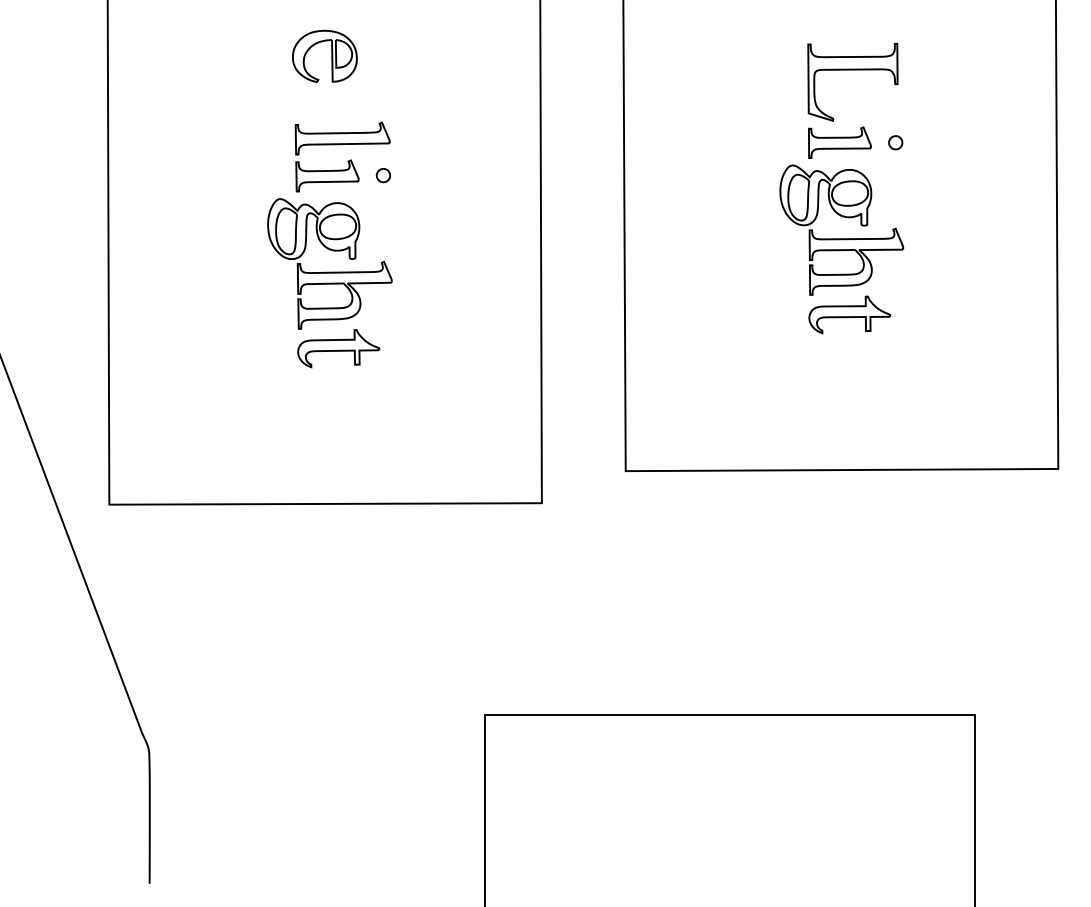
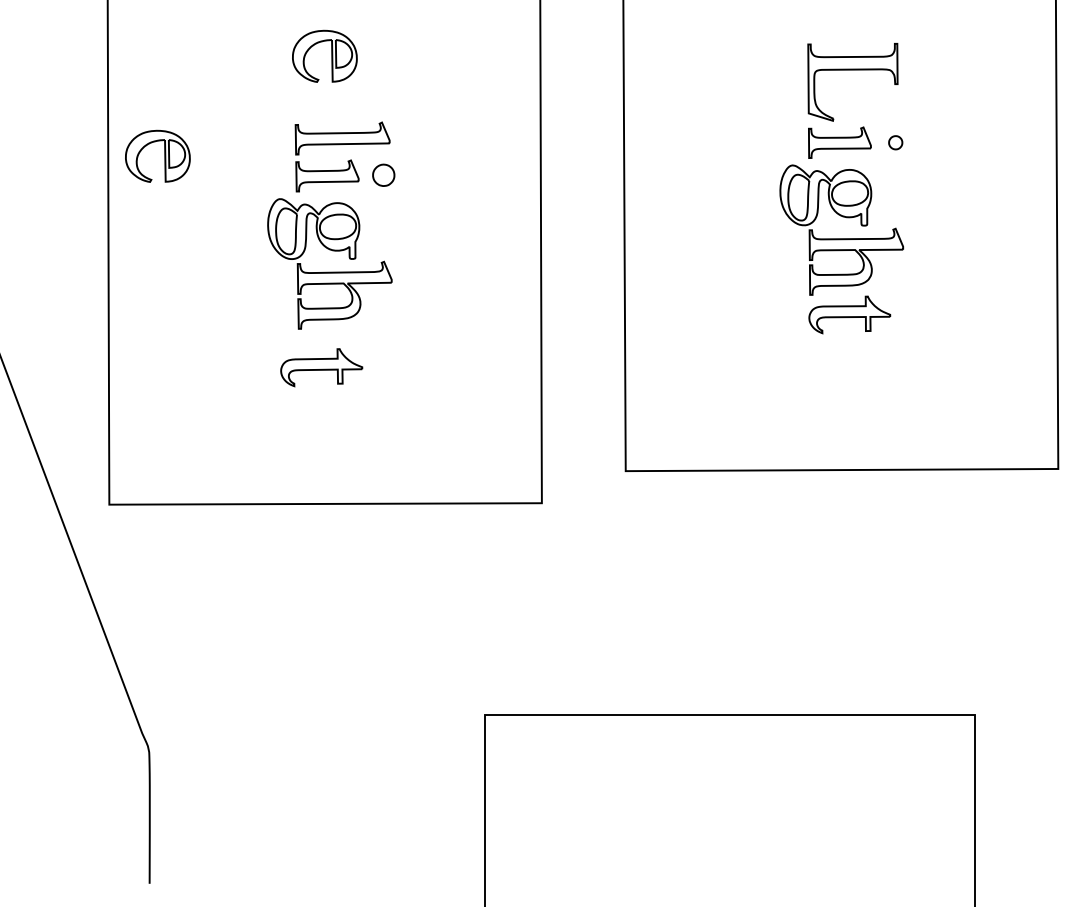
part: none -> present (164, 155)
part size: 16x16 px -> 24x24 px (383, 174)
part position: (338, 348) -> (321, 367) (321, 367)
